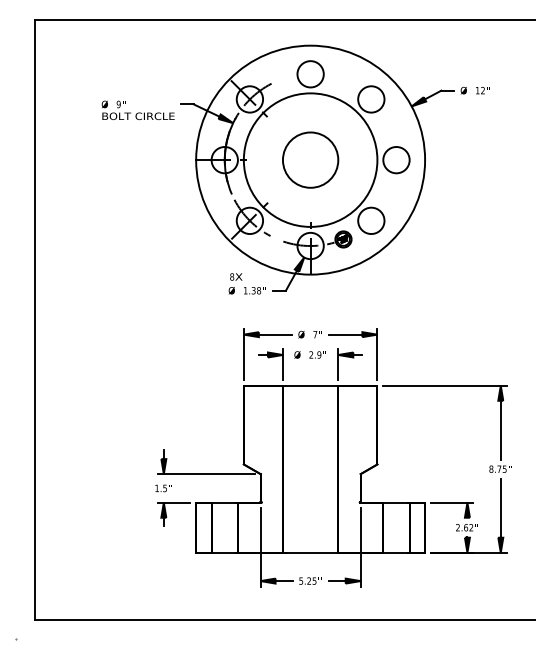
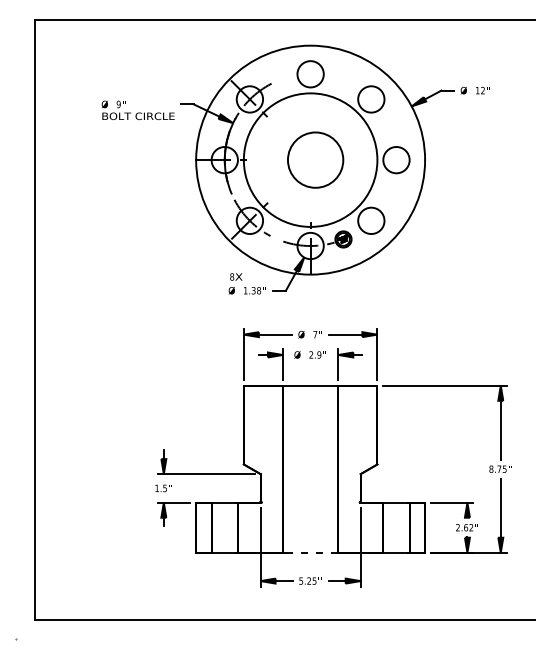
circle position: (310, 159) -> (315, 159) (315, 159)
line: solid -> dashed (312, 552)
